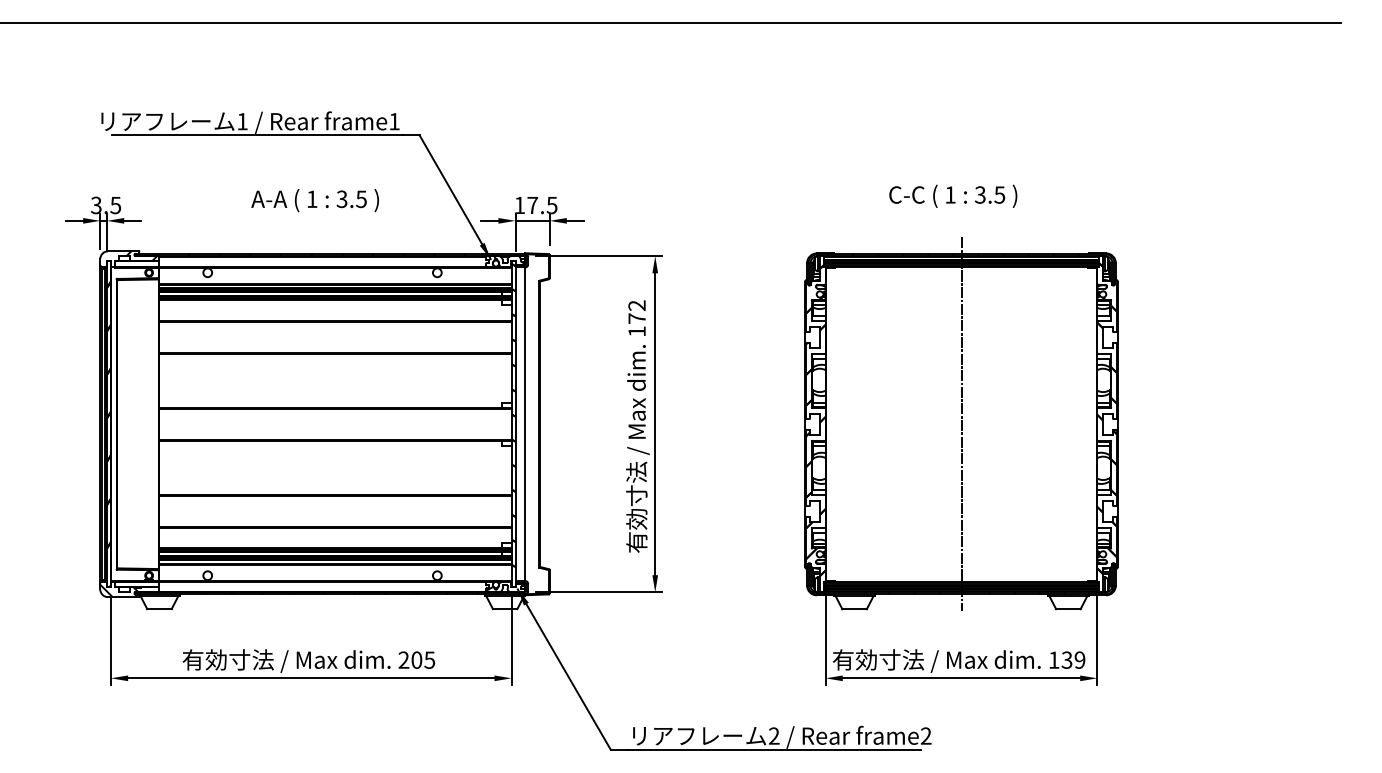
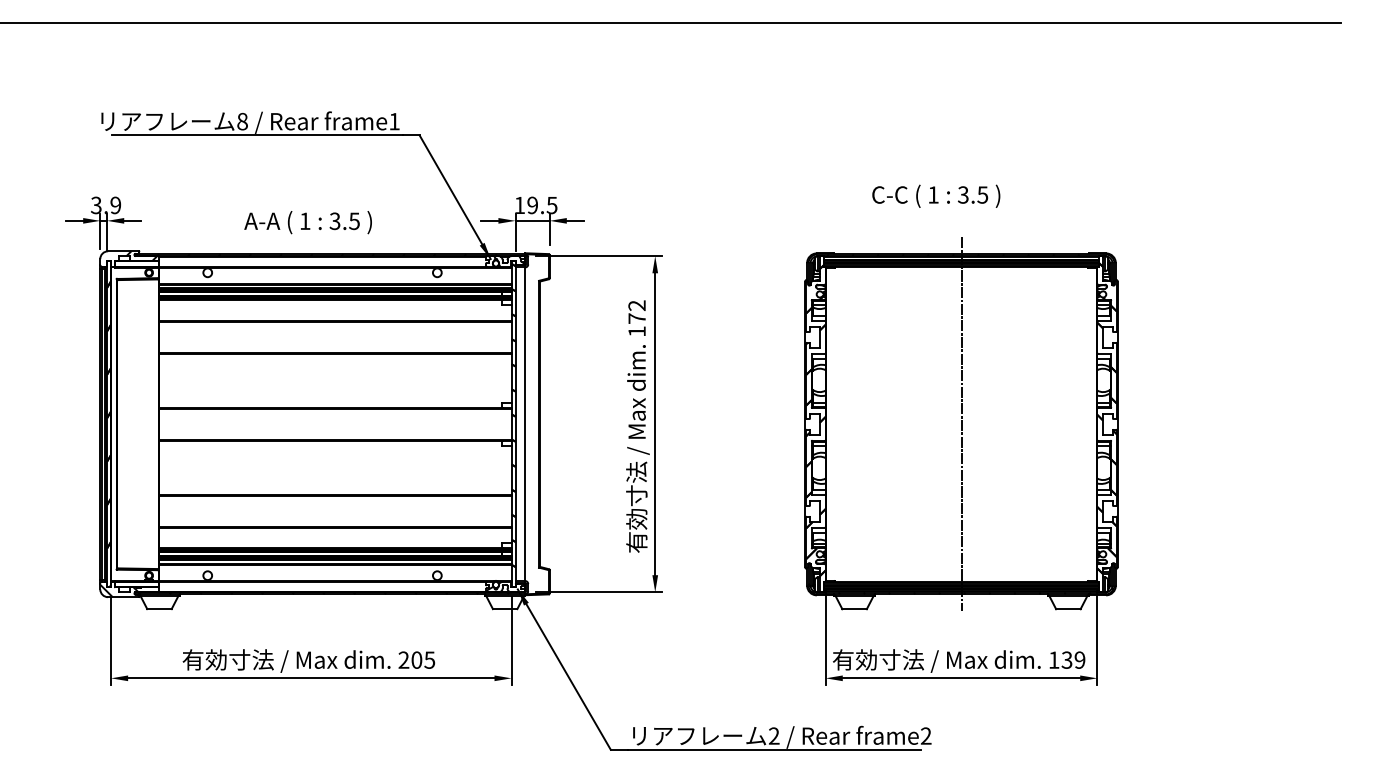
text: 1 -> 8 (242, 121)
text position: (953, 195) -> (936, 195) (936, 195)
text position: (314, 200) -> (307, 222) (307, 222)
text: 3.5 -> 3.9 (115, 205)
text: 17.5 -> 19.5 (532, 205)
